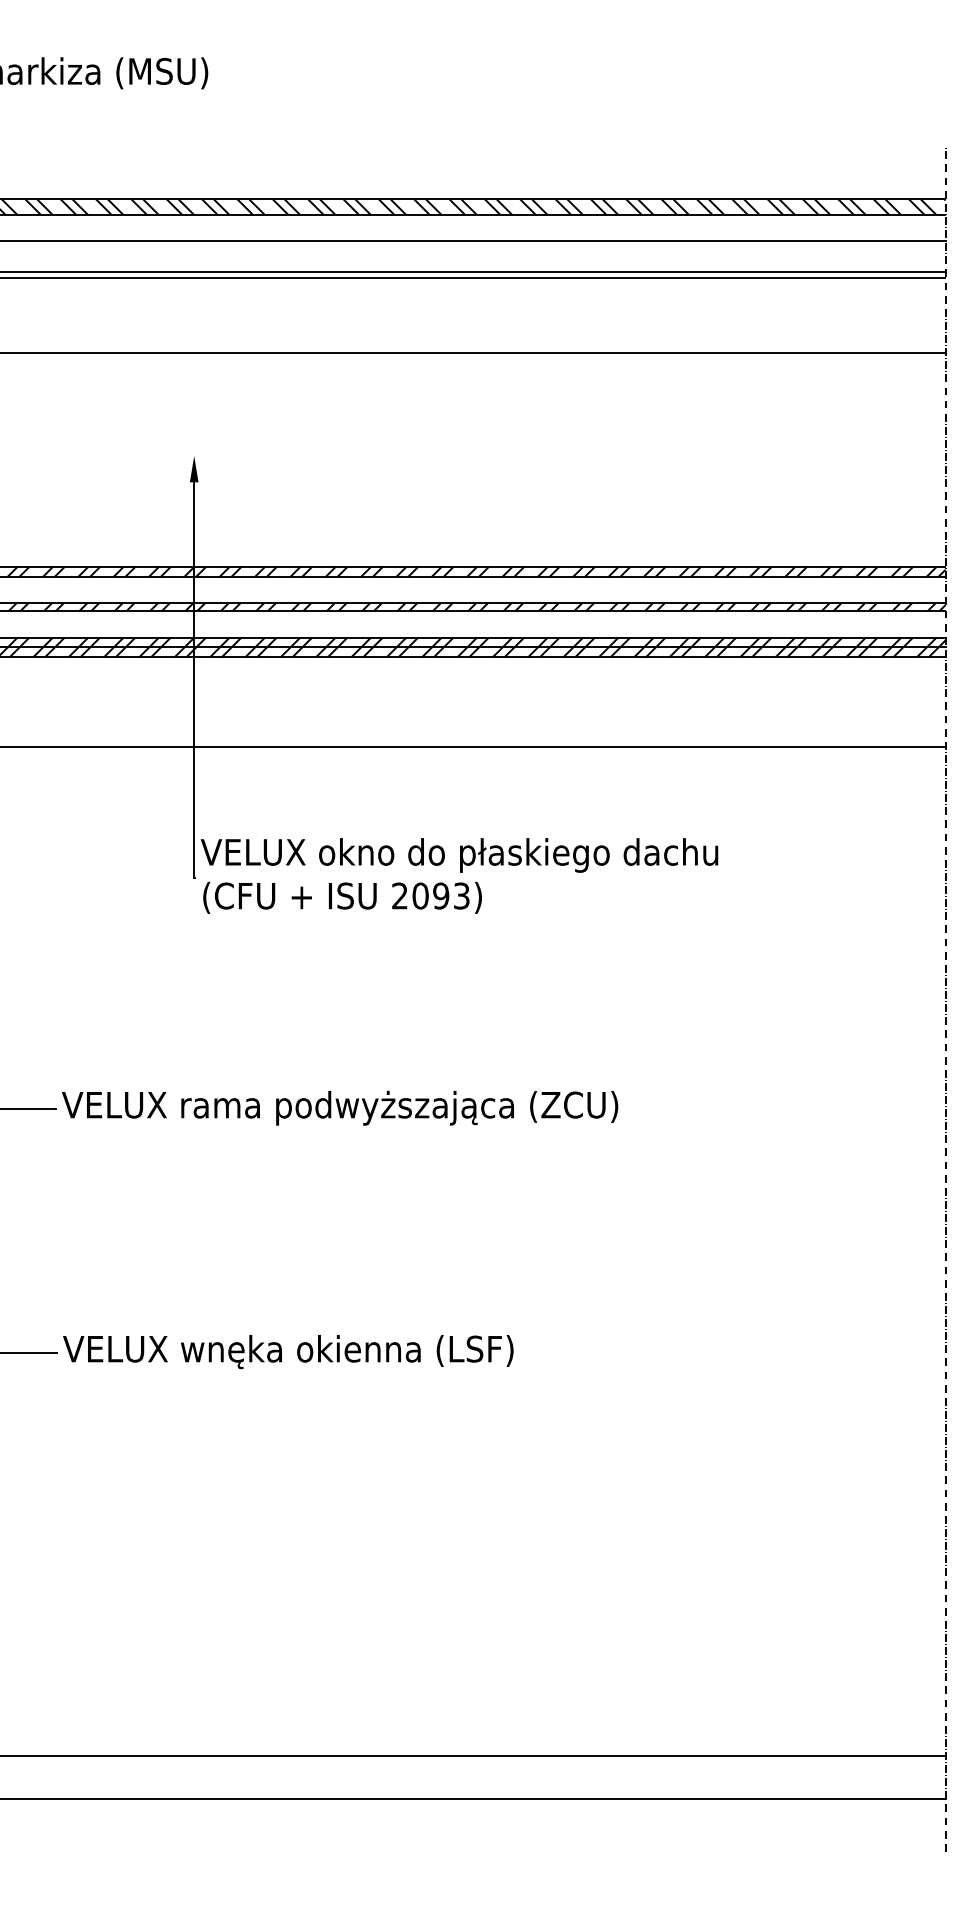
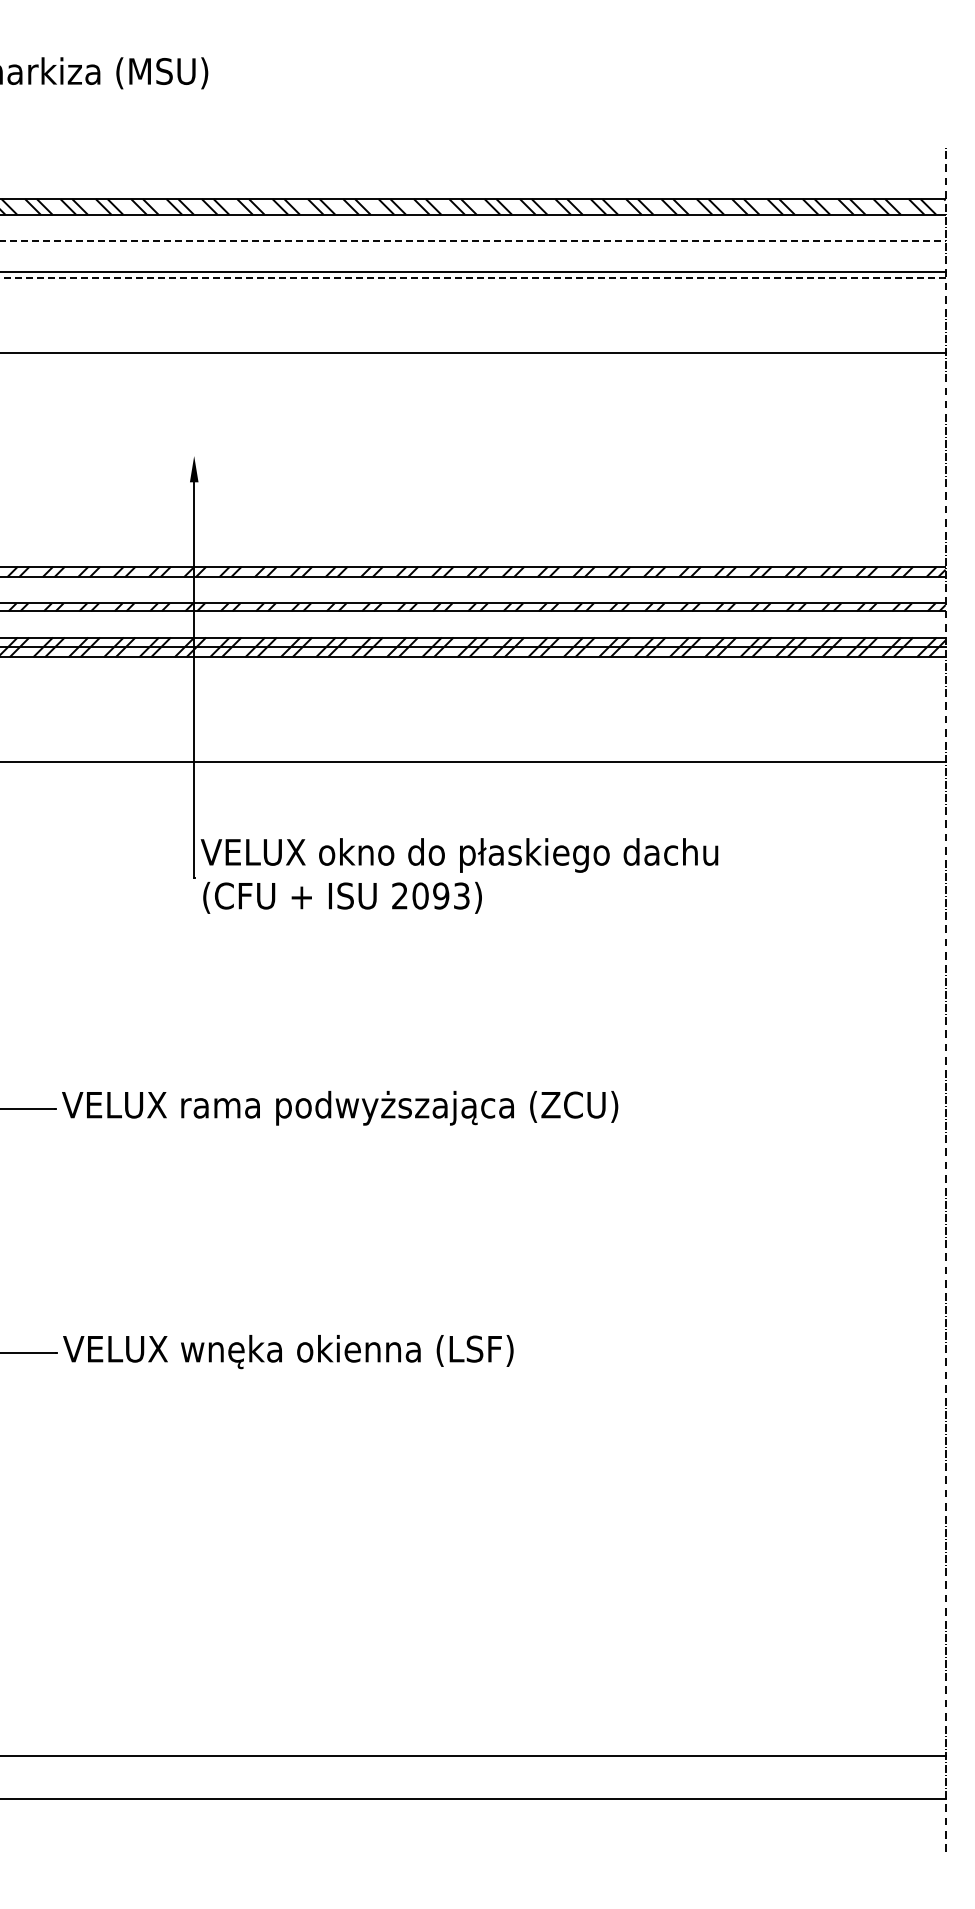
line: solid -> dashed (472, 240)
line: solid -> dashed (472, 278)
line position: (473, 747) -> (473, 762) (473, 762)
